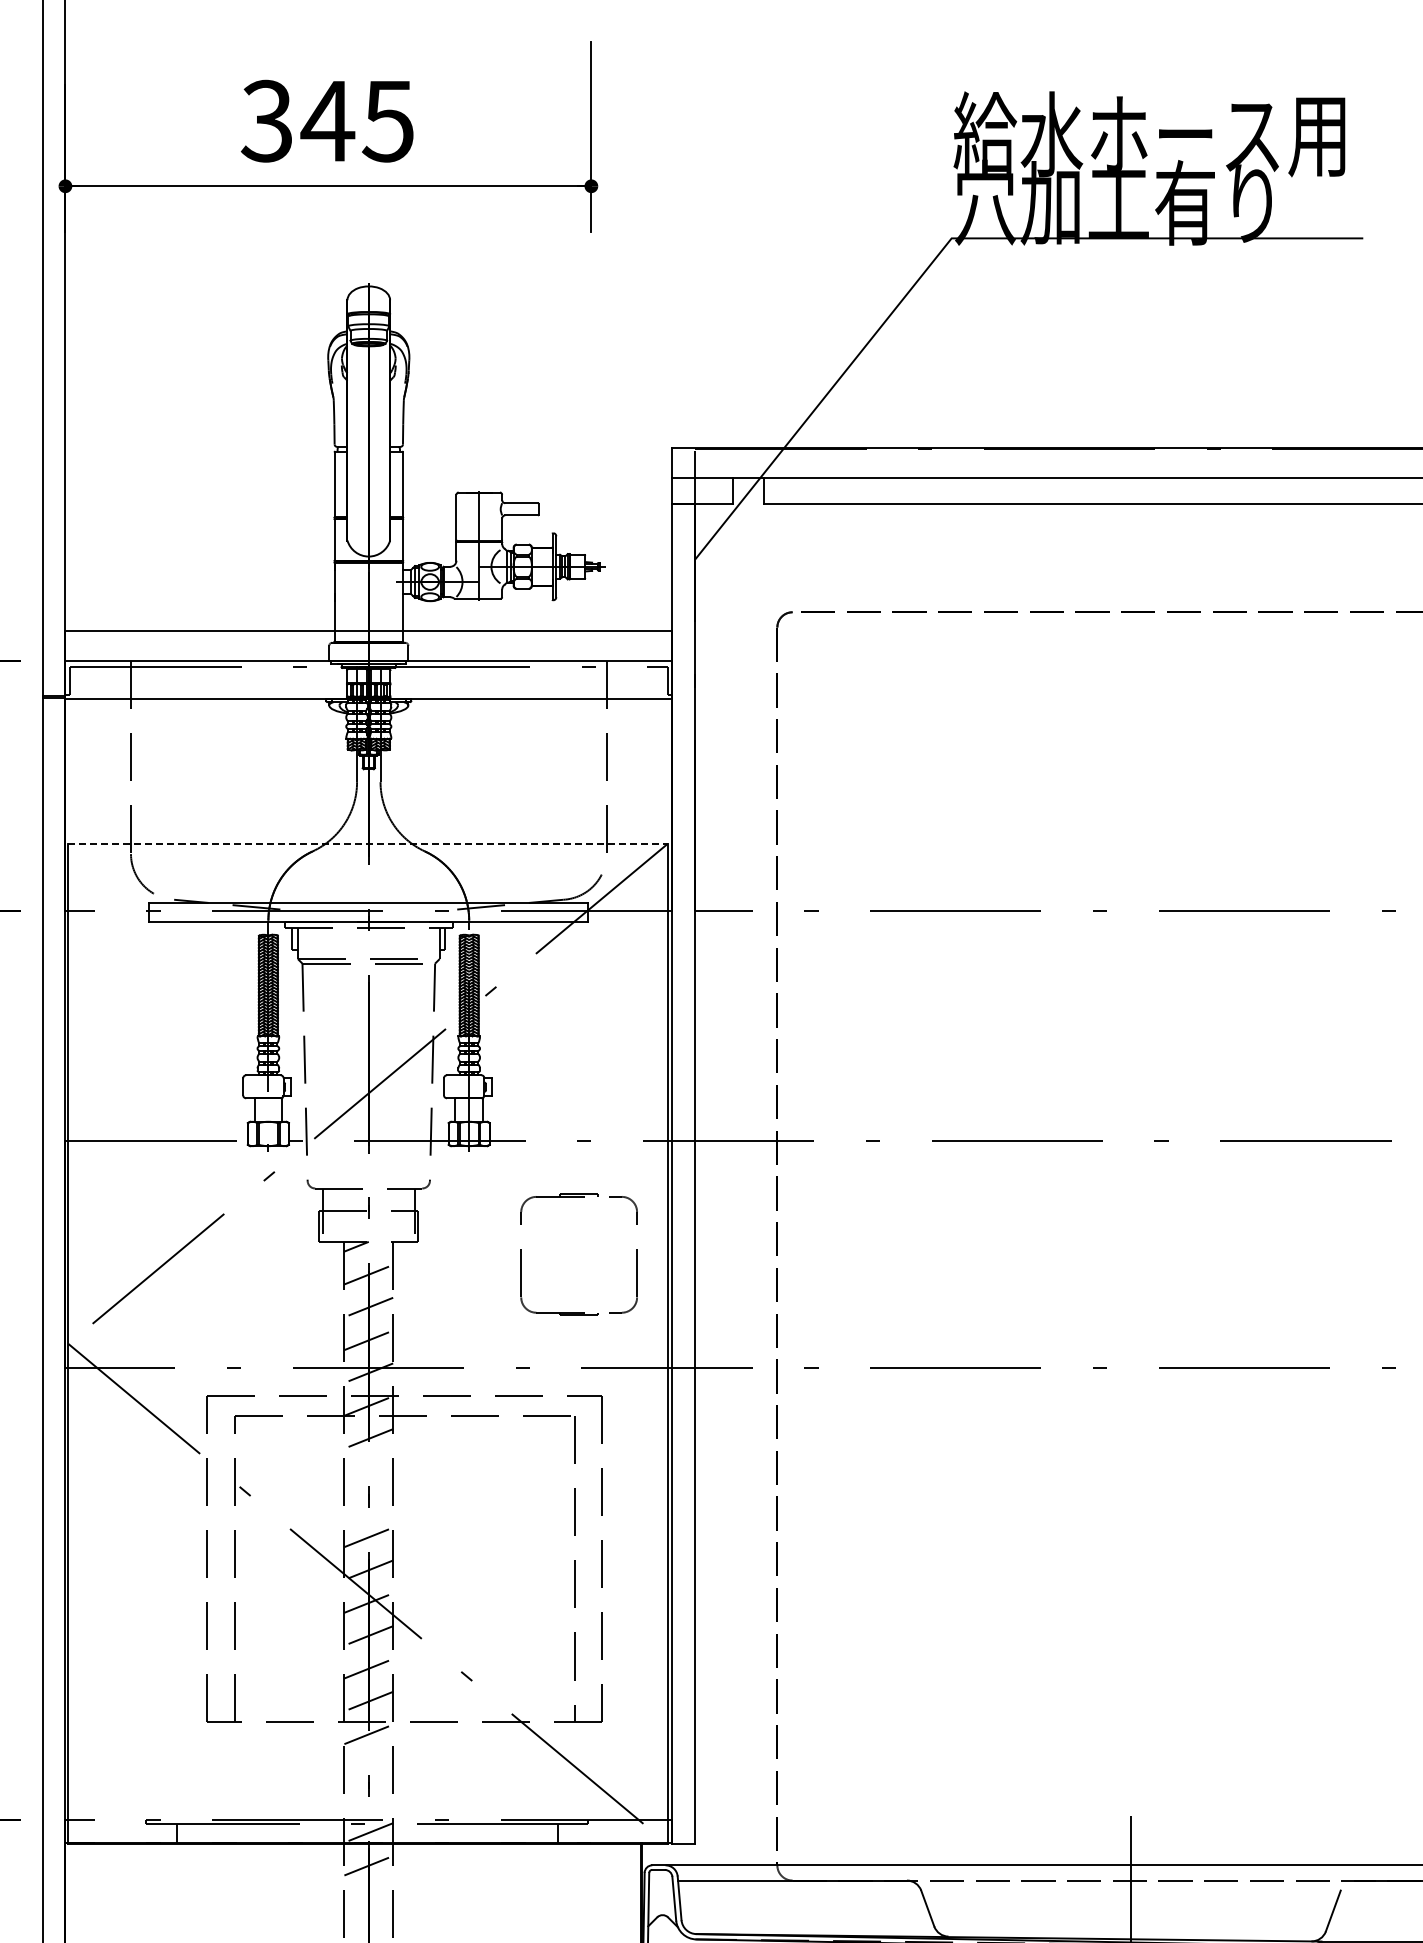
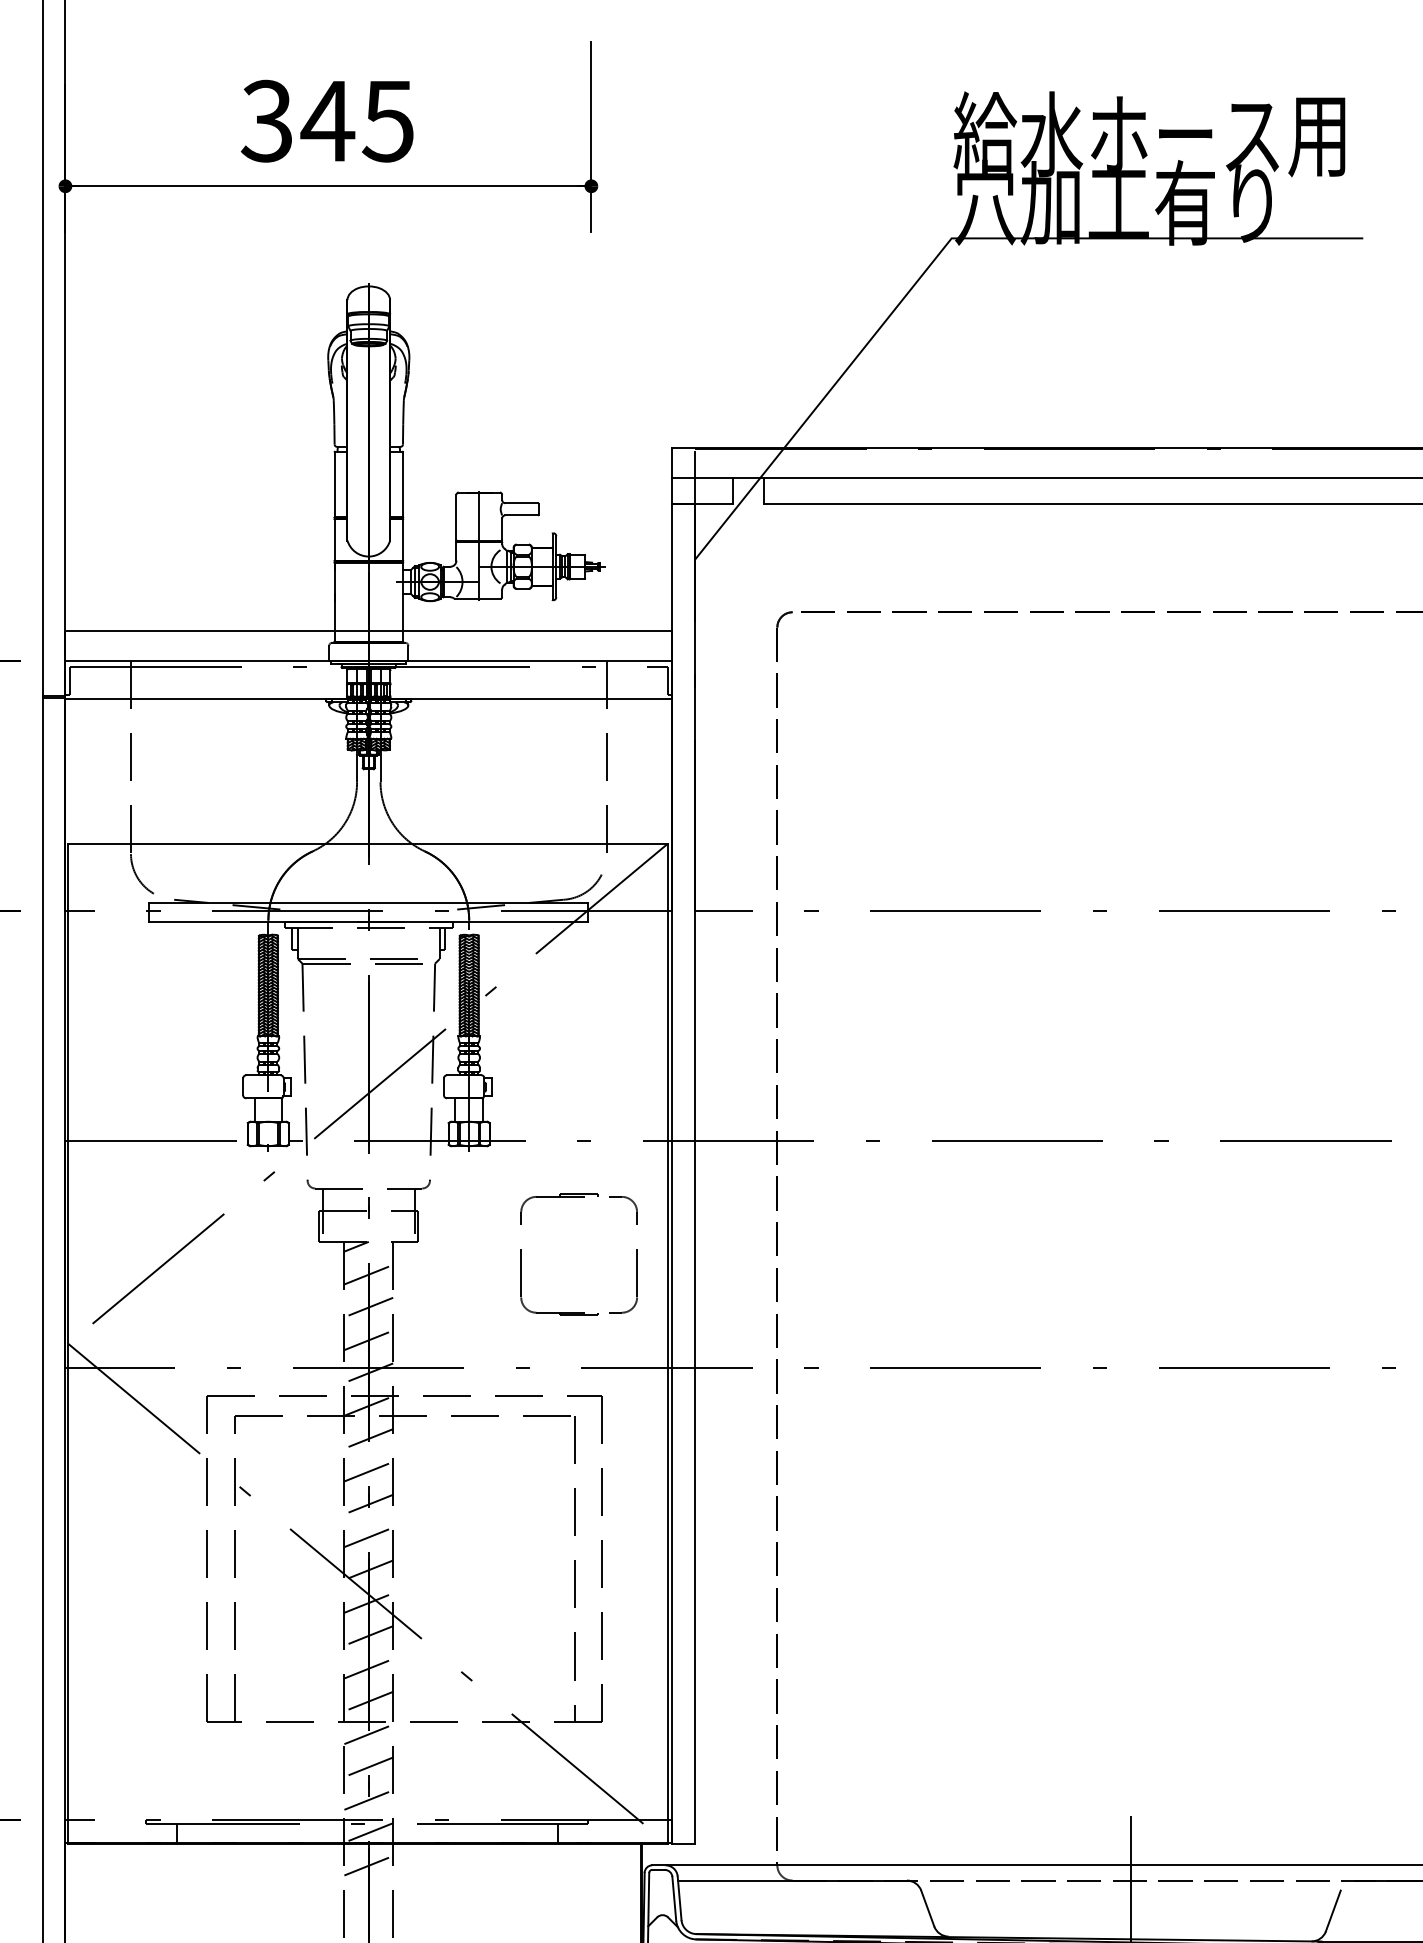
line: dashed -> solid (368, 843)
line: none -> present (368, 1471)
line: none -> present (368, 1504)
line: none -> present (368, 1767)
line: none -> present (368, 1799)
